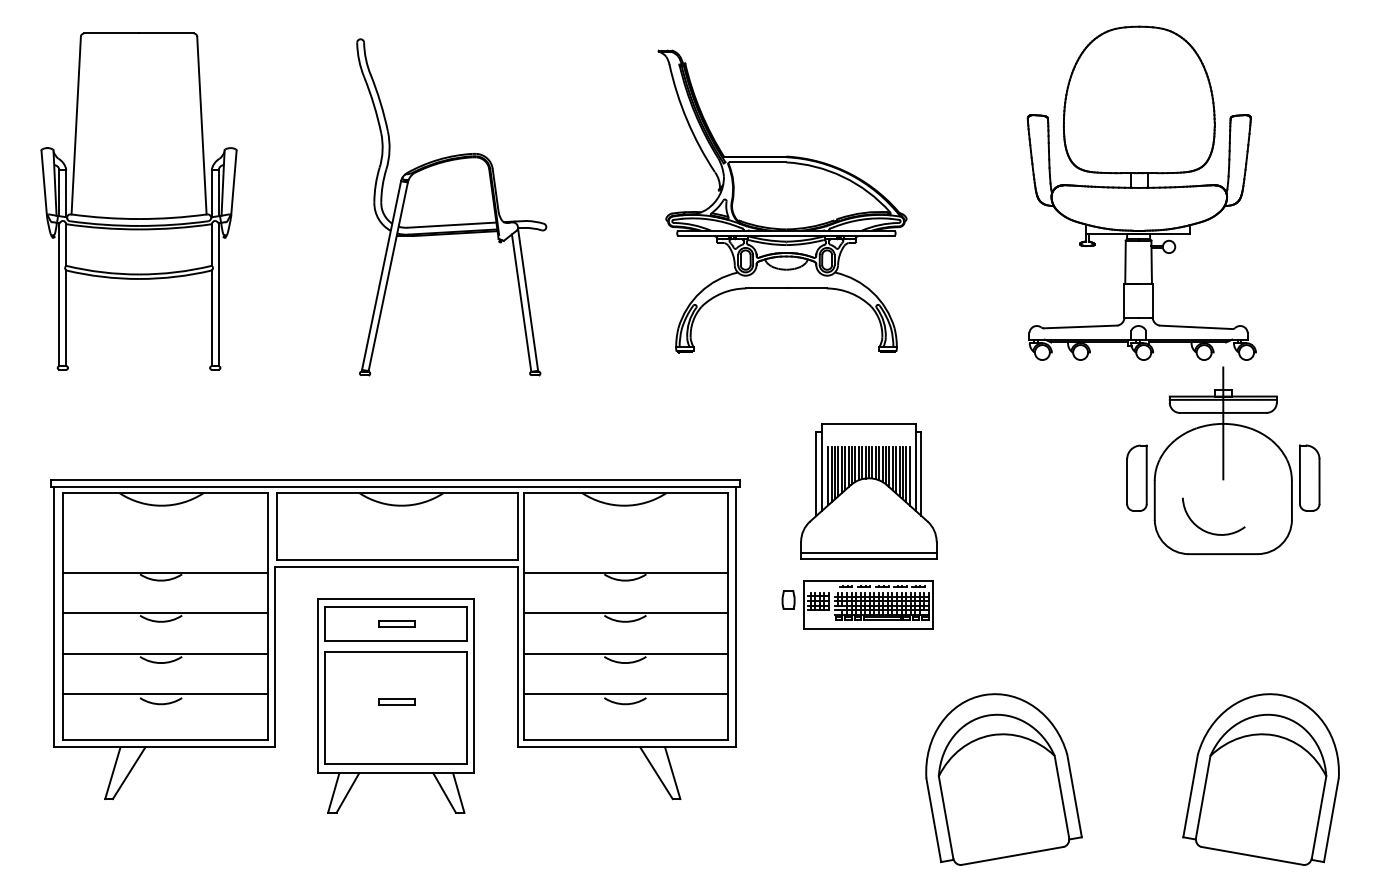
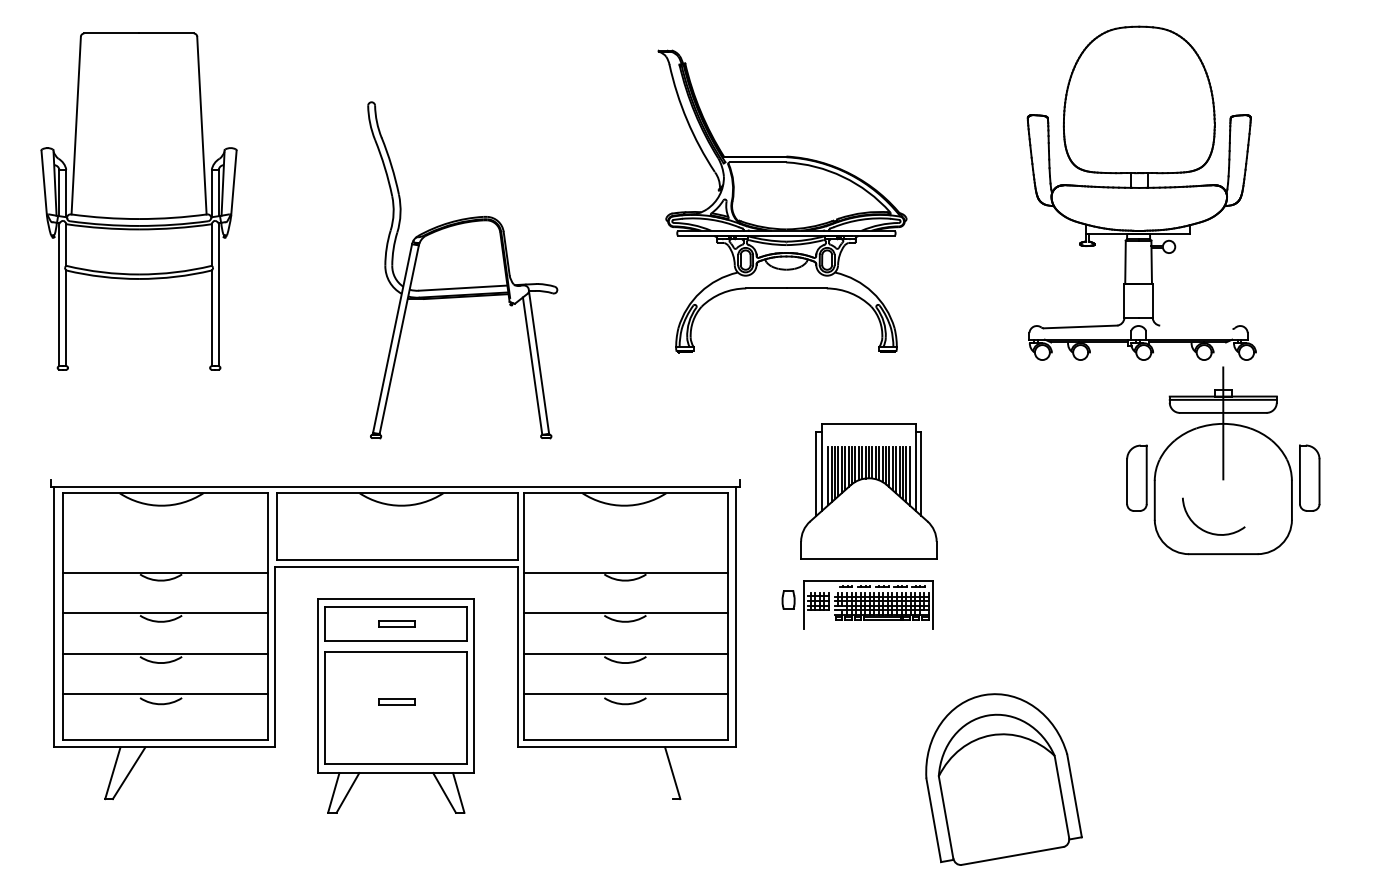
part position: (451, 207) -> (462, 270) (462, 270)
line: present -> none (1196, 327)
line: present -> none (394, 479)
line: present -> none (868, 552)
line: present -> none (868, 628)
line: present -> none (656, 773)
part: present -> none (1260, 779)
